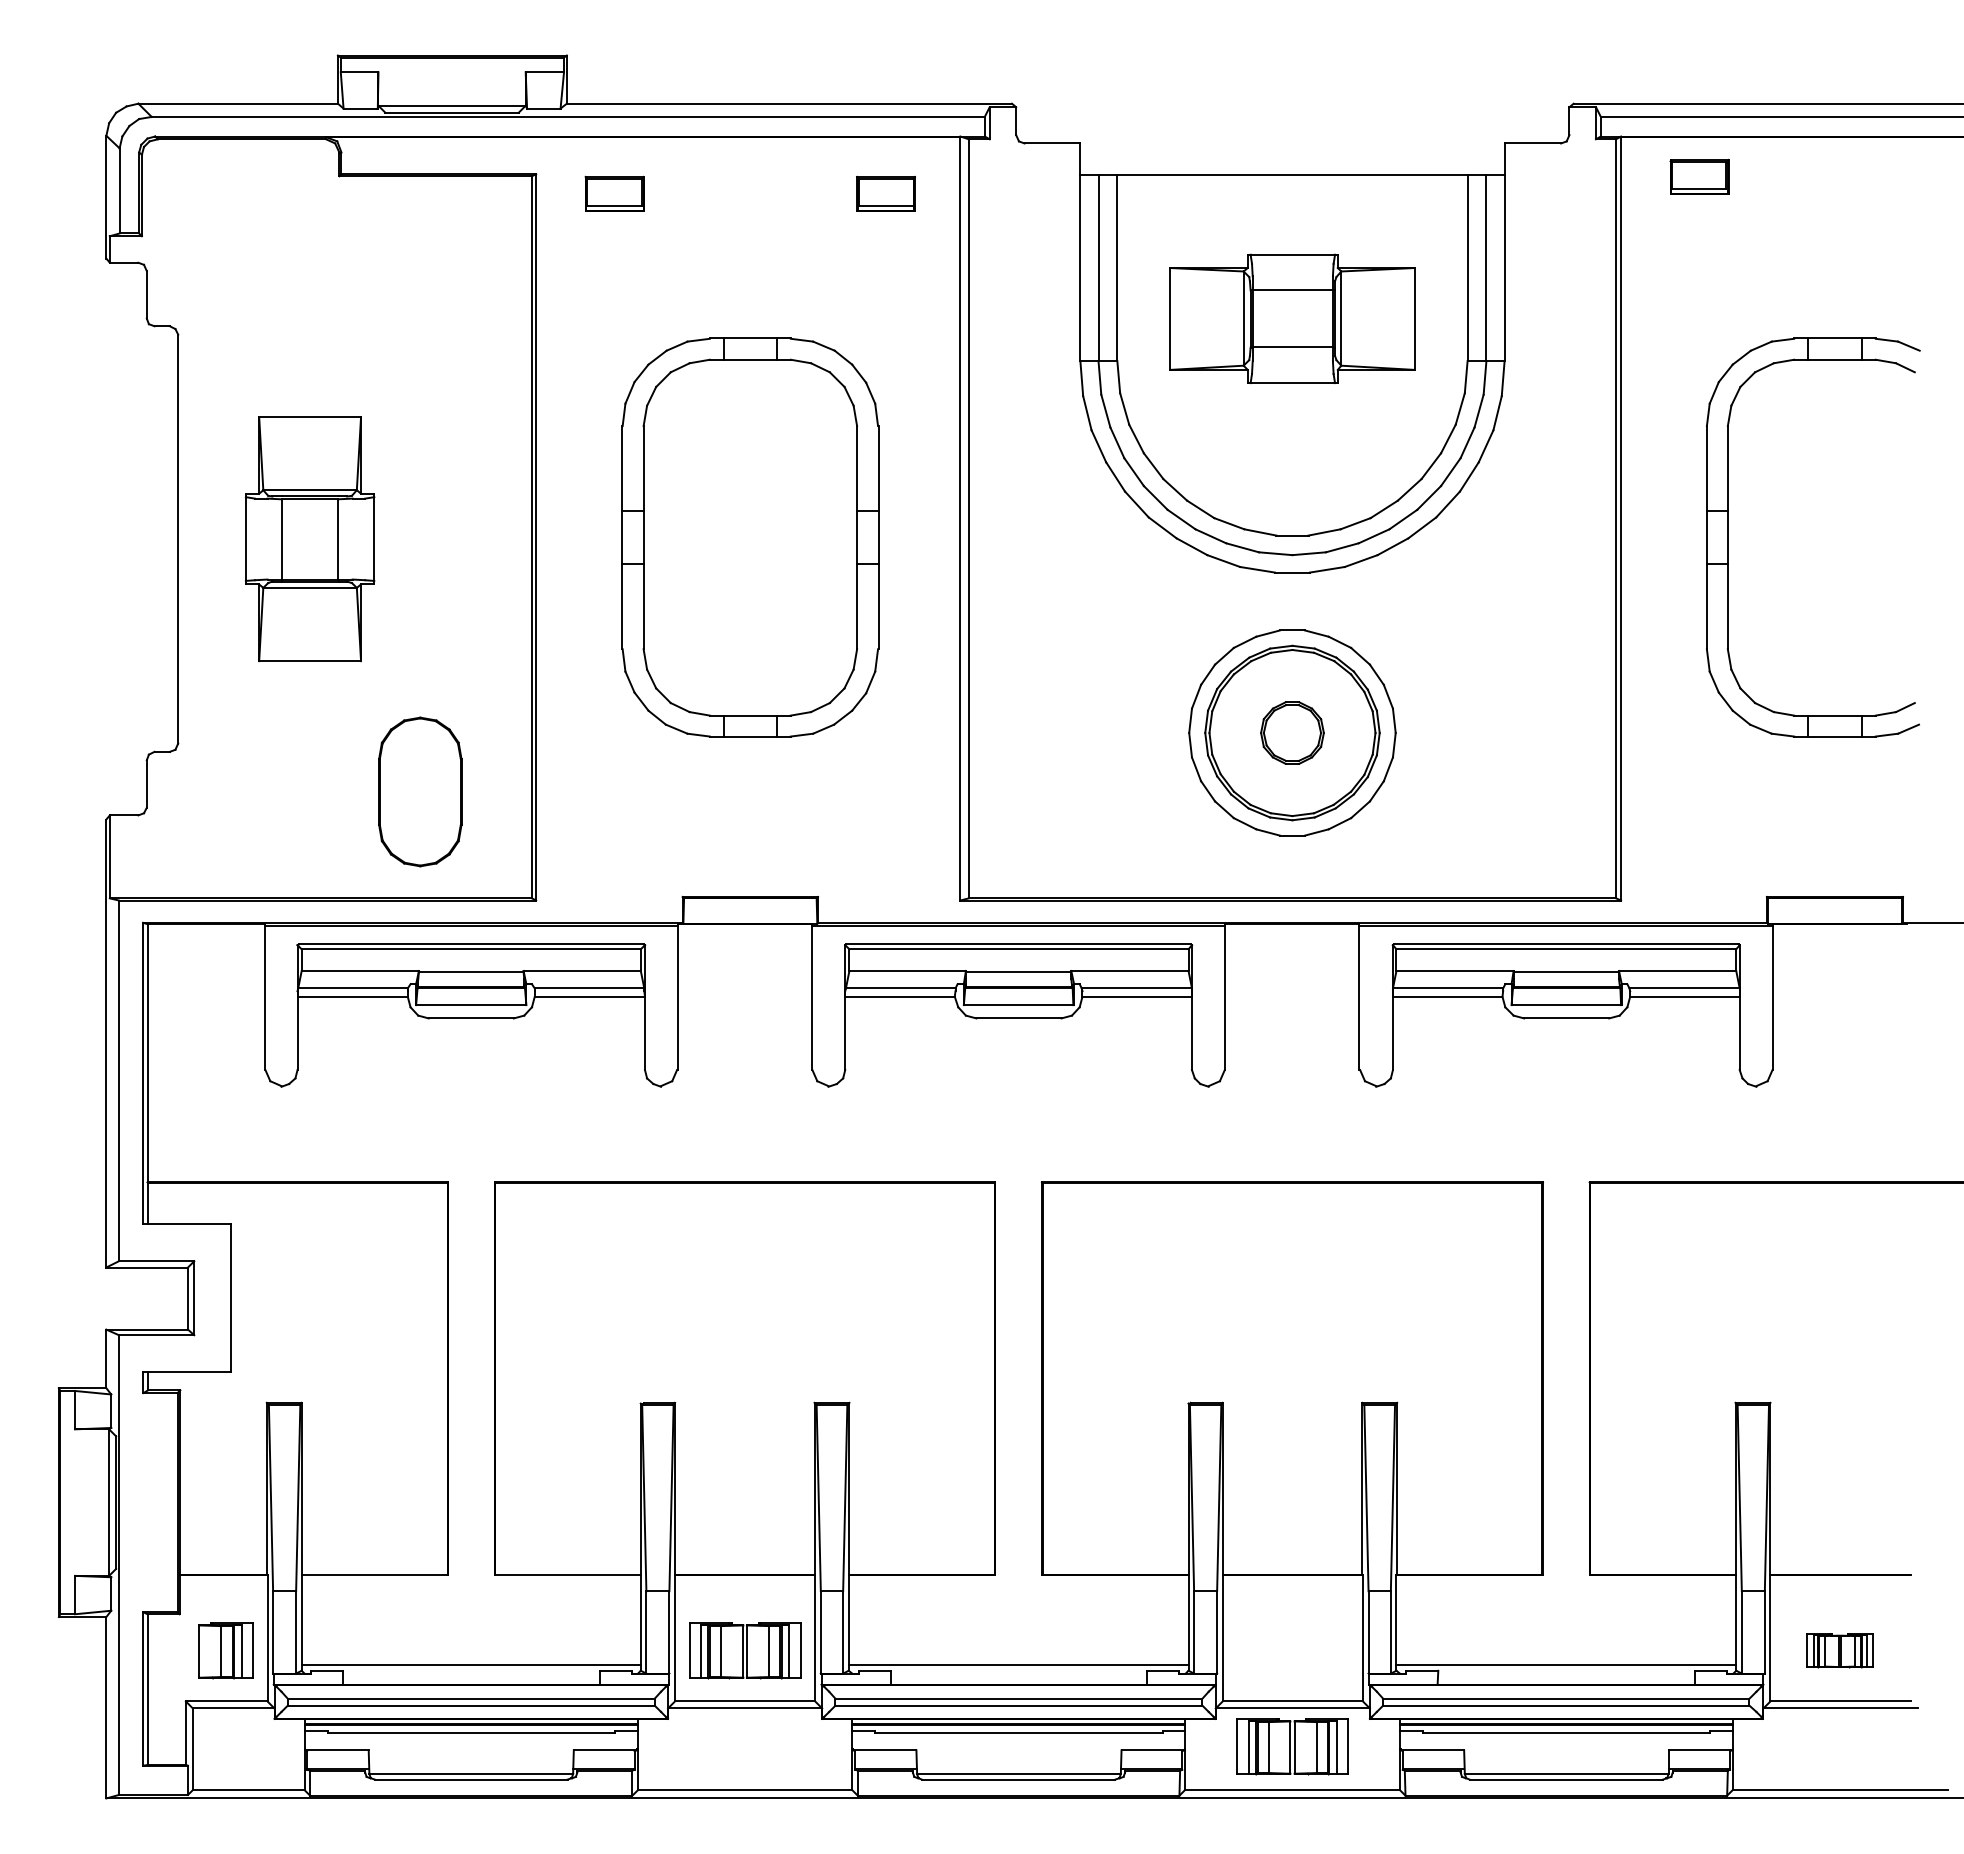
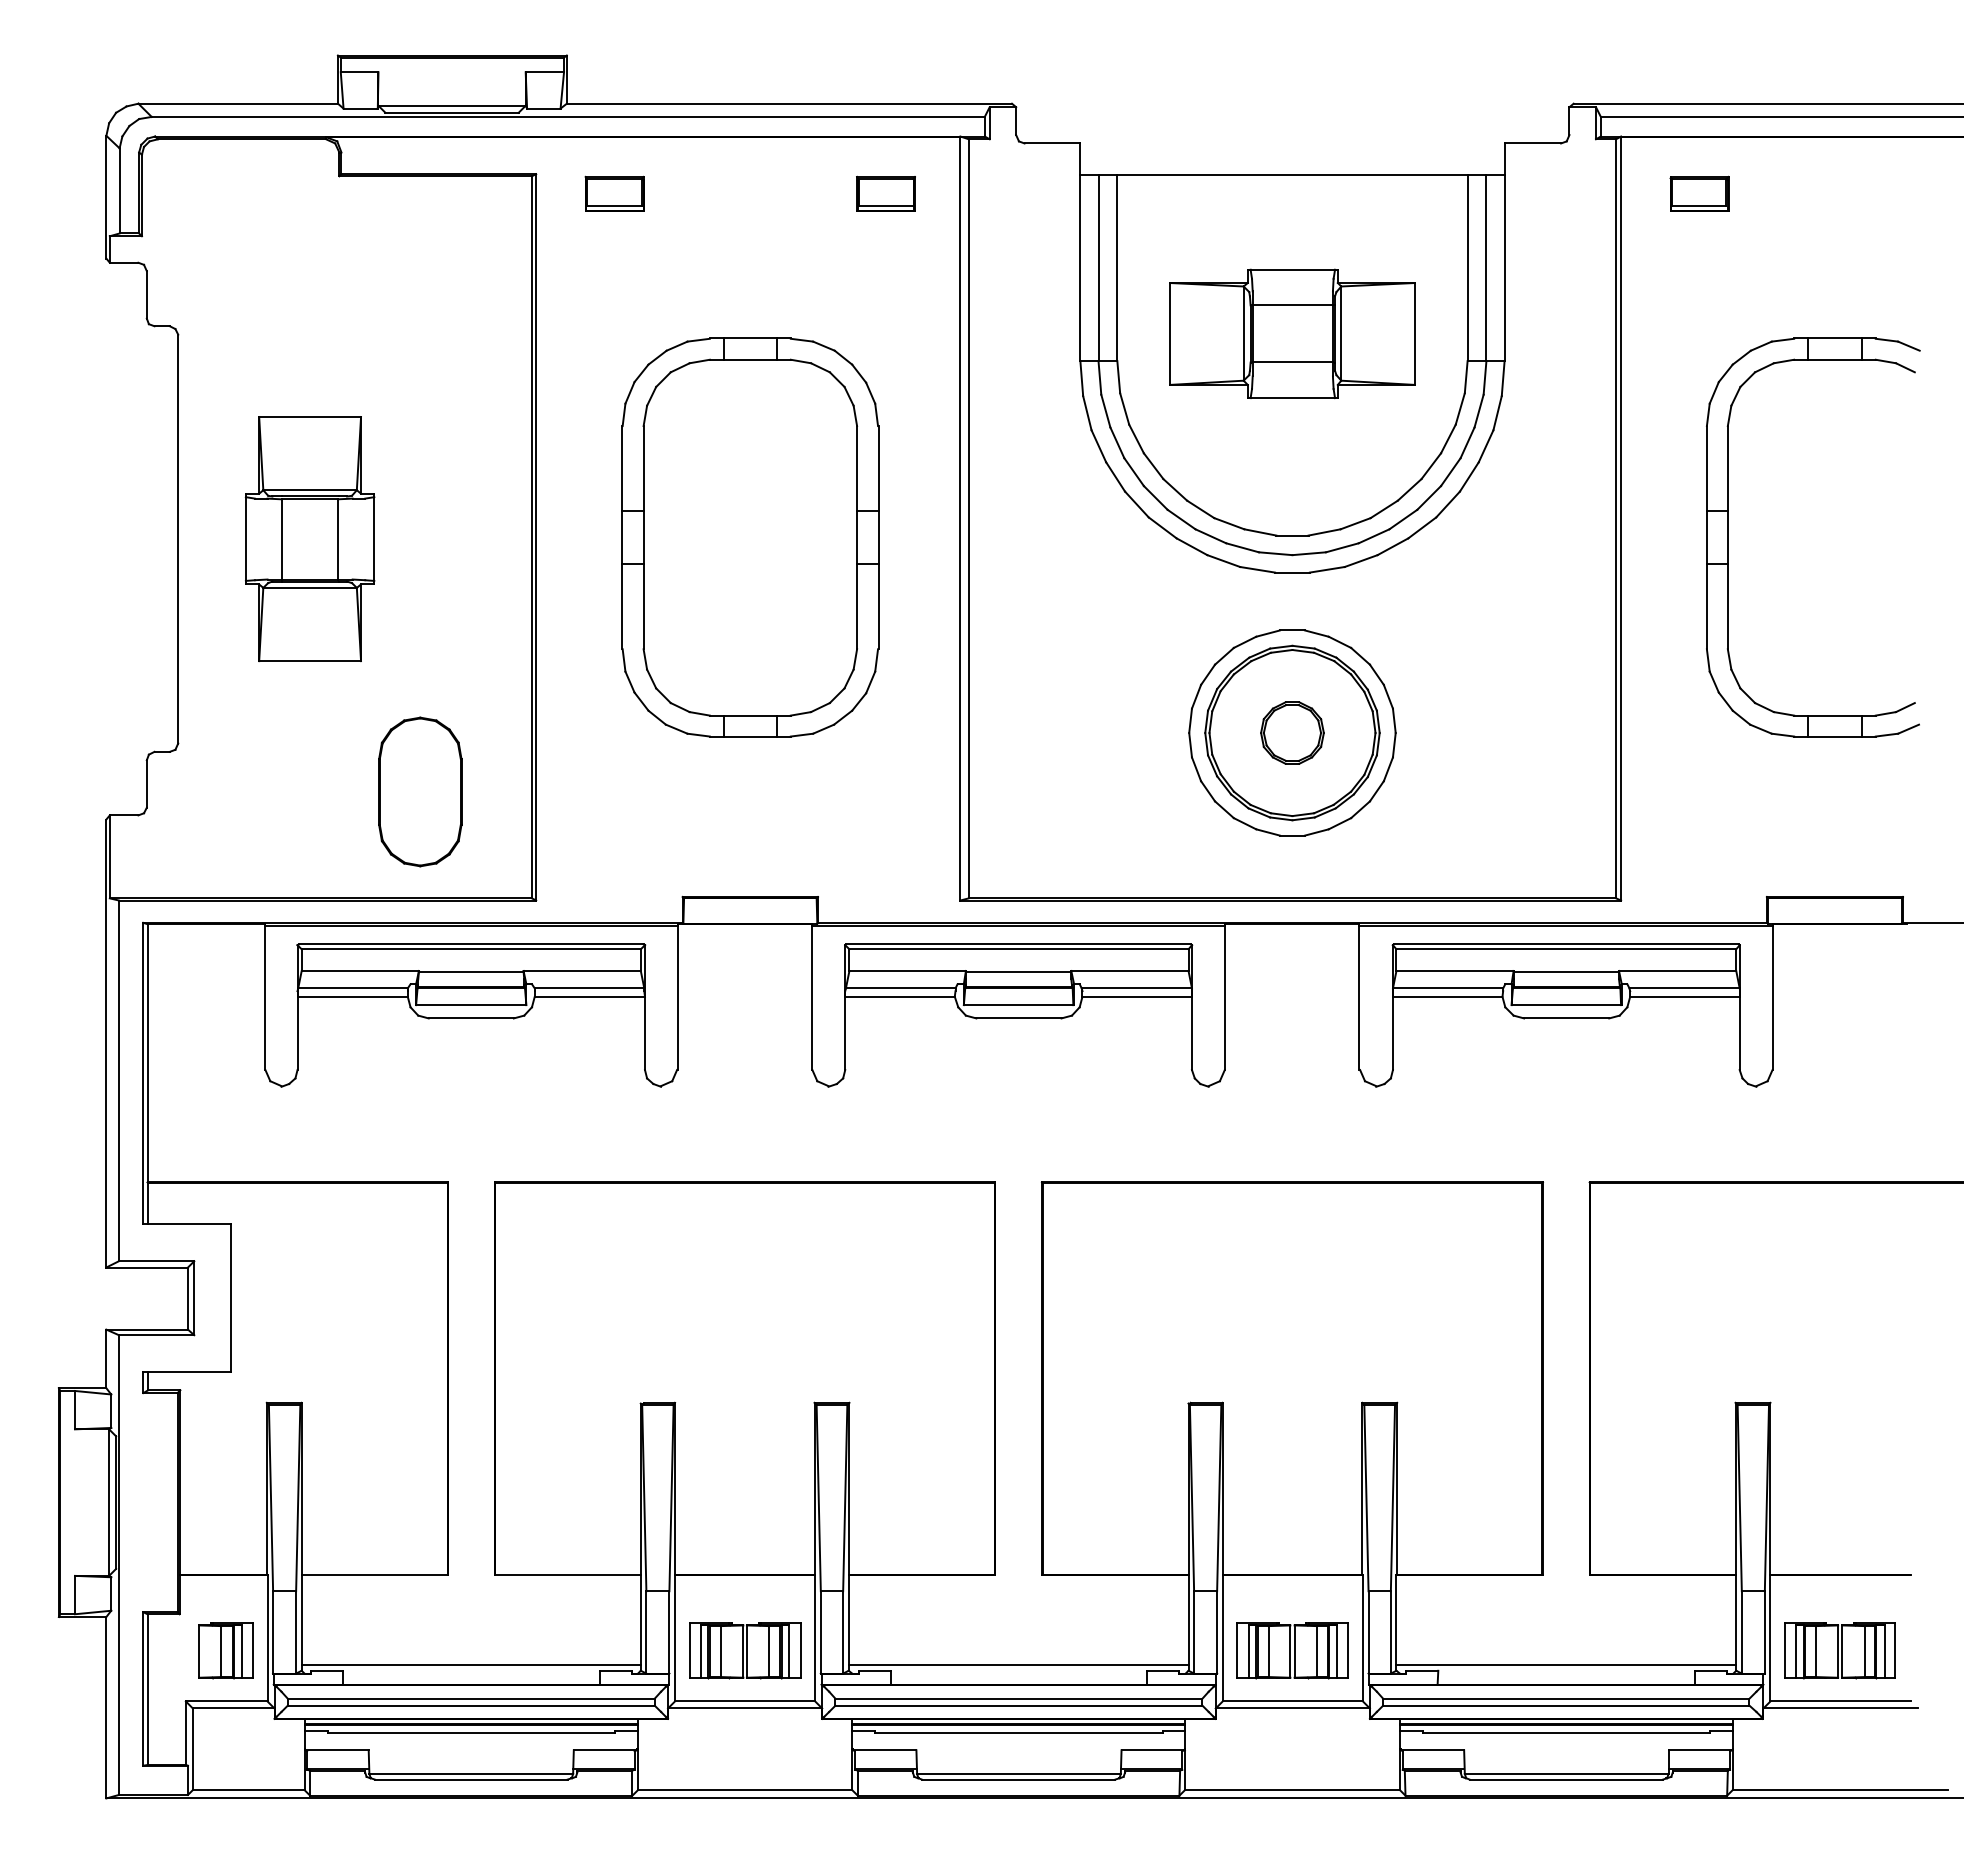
part position: (1699, 176) -> (1699, 193) (1699, 193)
part position: (1292, 318) -> (1292, 333) (1292, 333)
part size: 68x36 px -> 112x58 px (1839, 1650)
part position: (1292, 1746) -> (1292, 1650) (1292, 1650)
